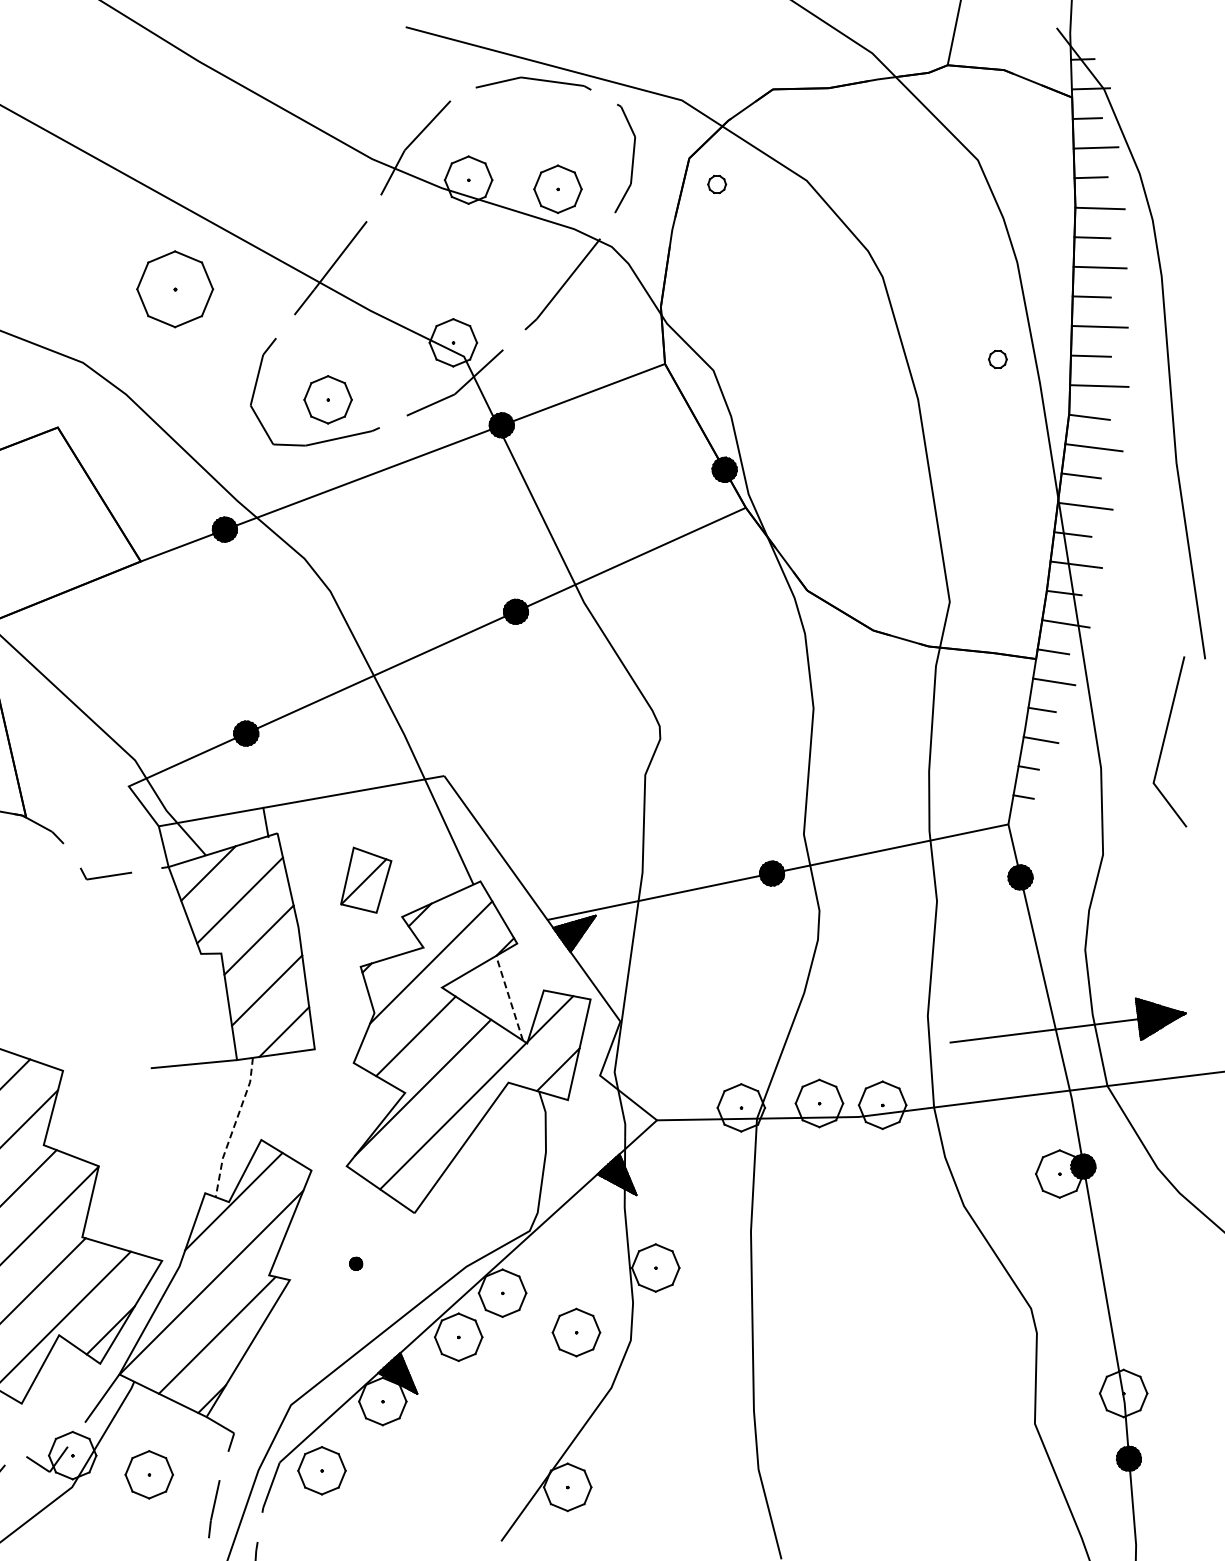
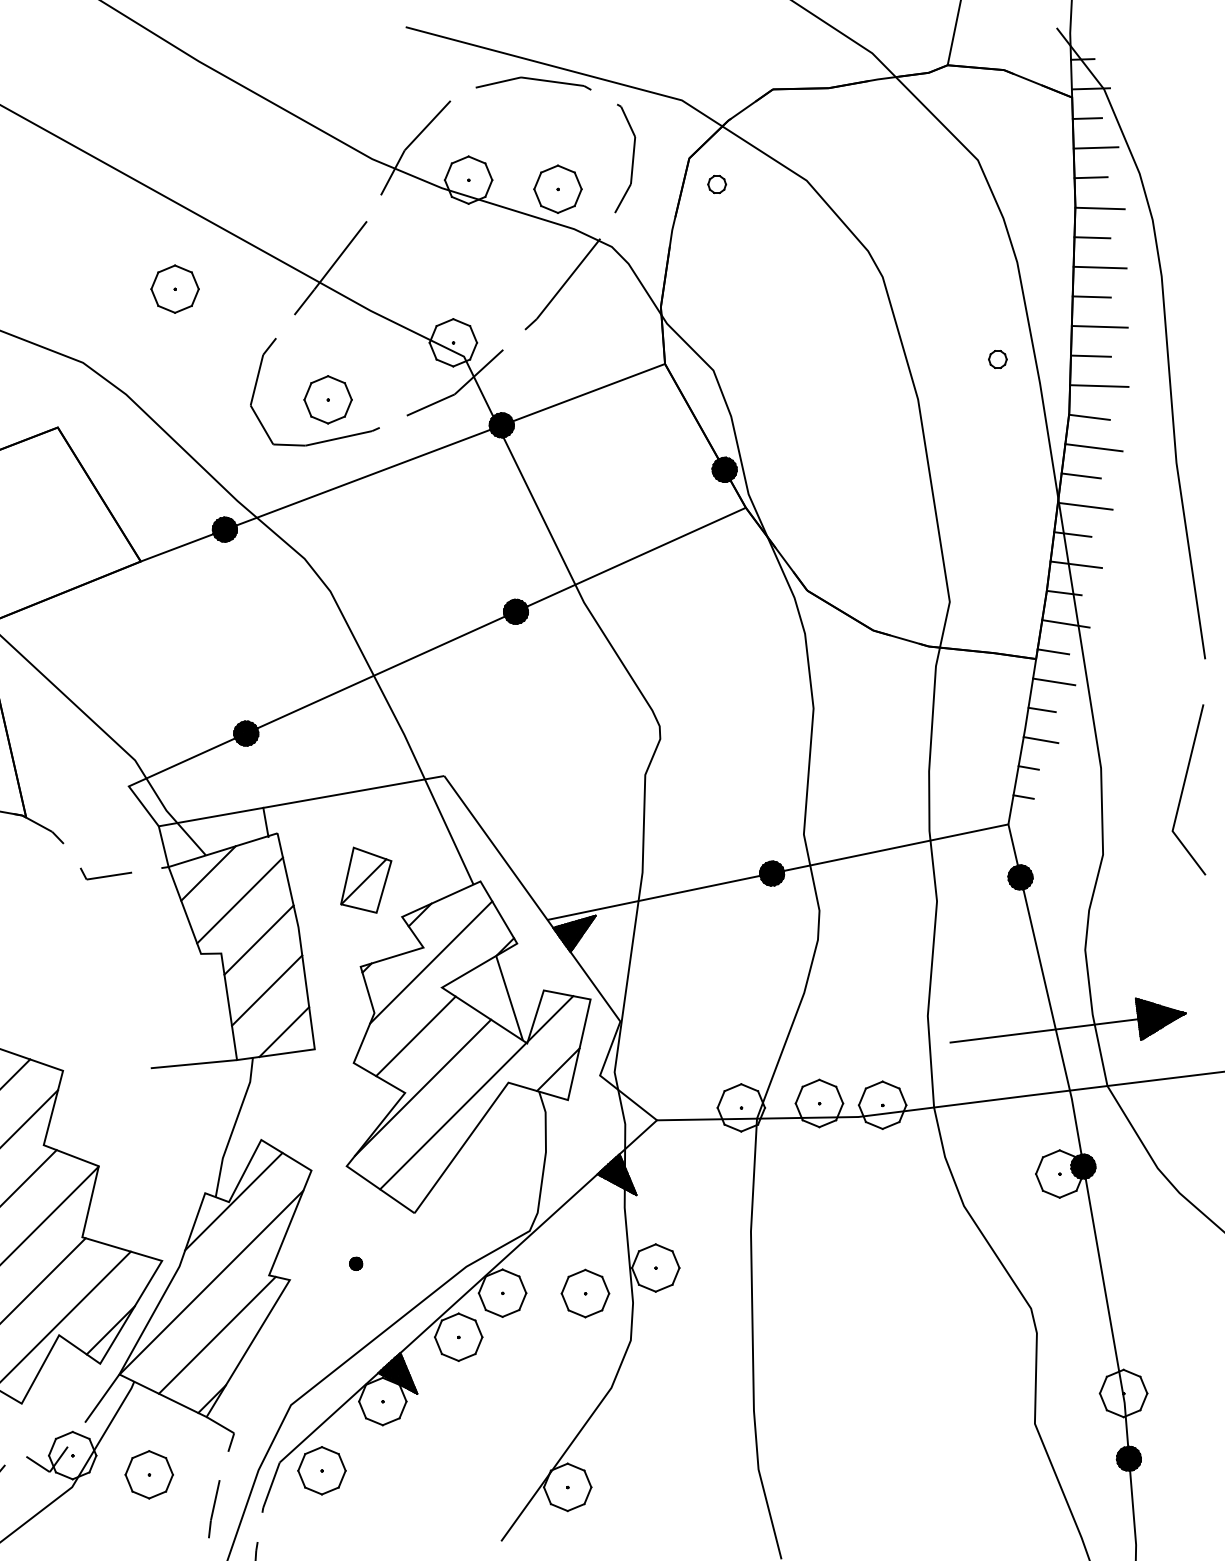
part size: 79x79 px -> 50x50 px (174, 288)
line position: (1165, 739) -> (1184, 787) (1184, 787)
line: dashed -> solid (509, 997)
line: dashed -> solid (233, 1127)
part position: (576, 1332) -> (585, 1293) (585, 1293)
